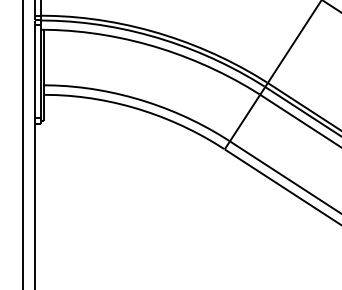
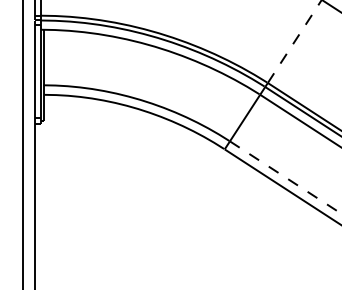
line: solid -> dashed (294, 41)
line: solid -> dashed (286, 177)
